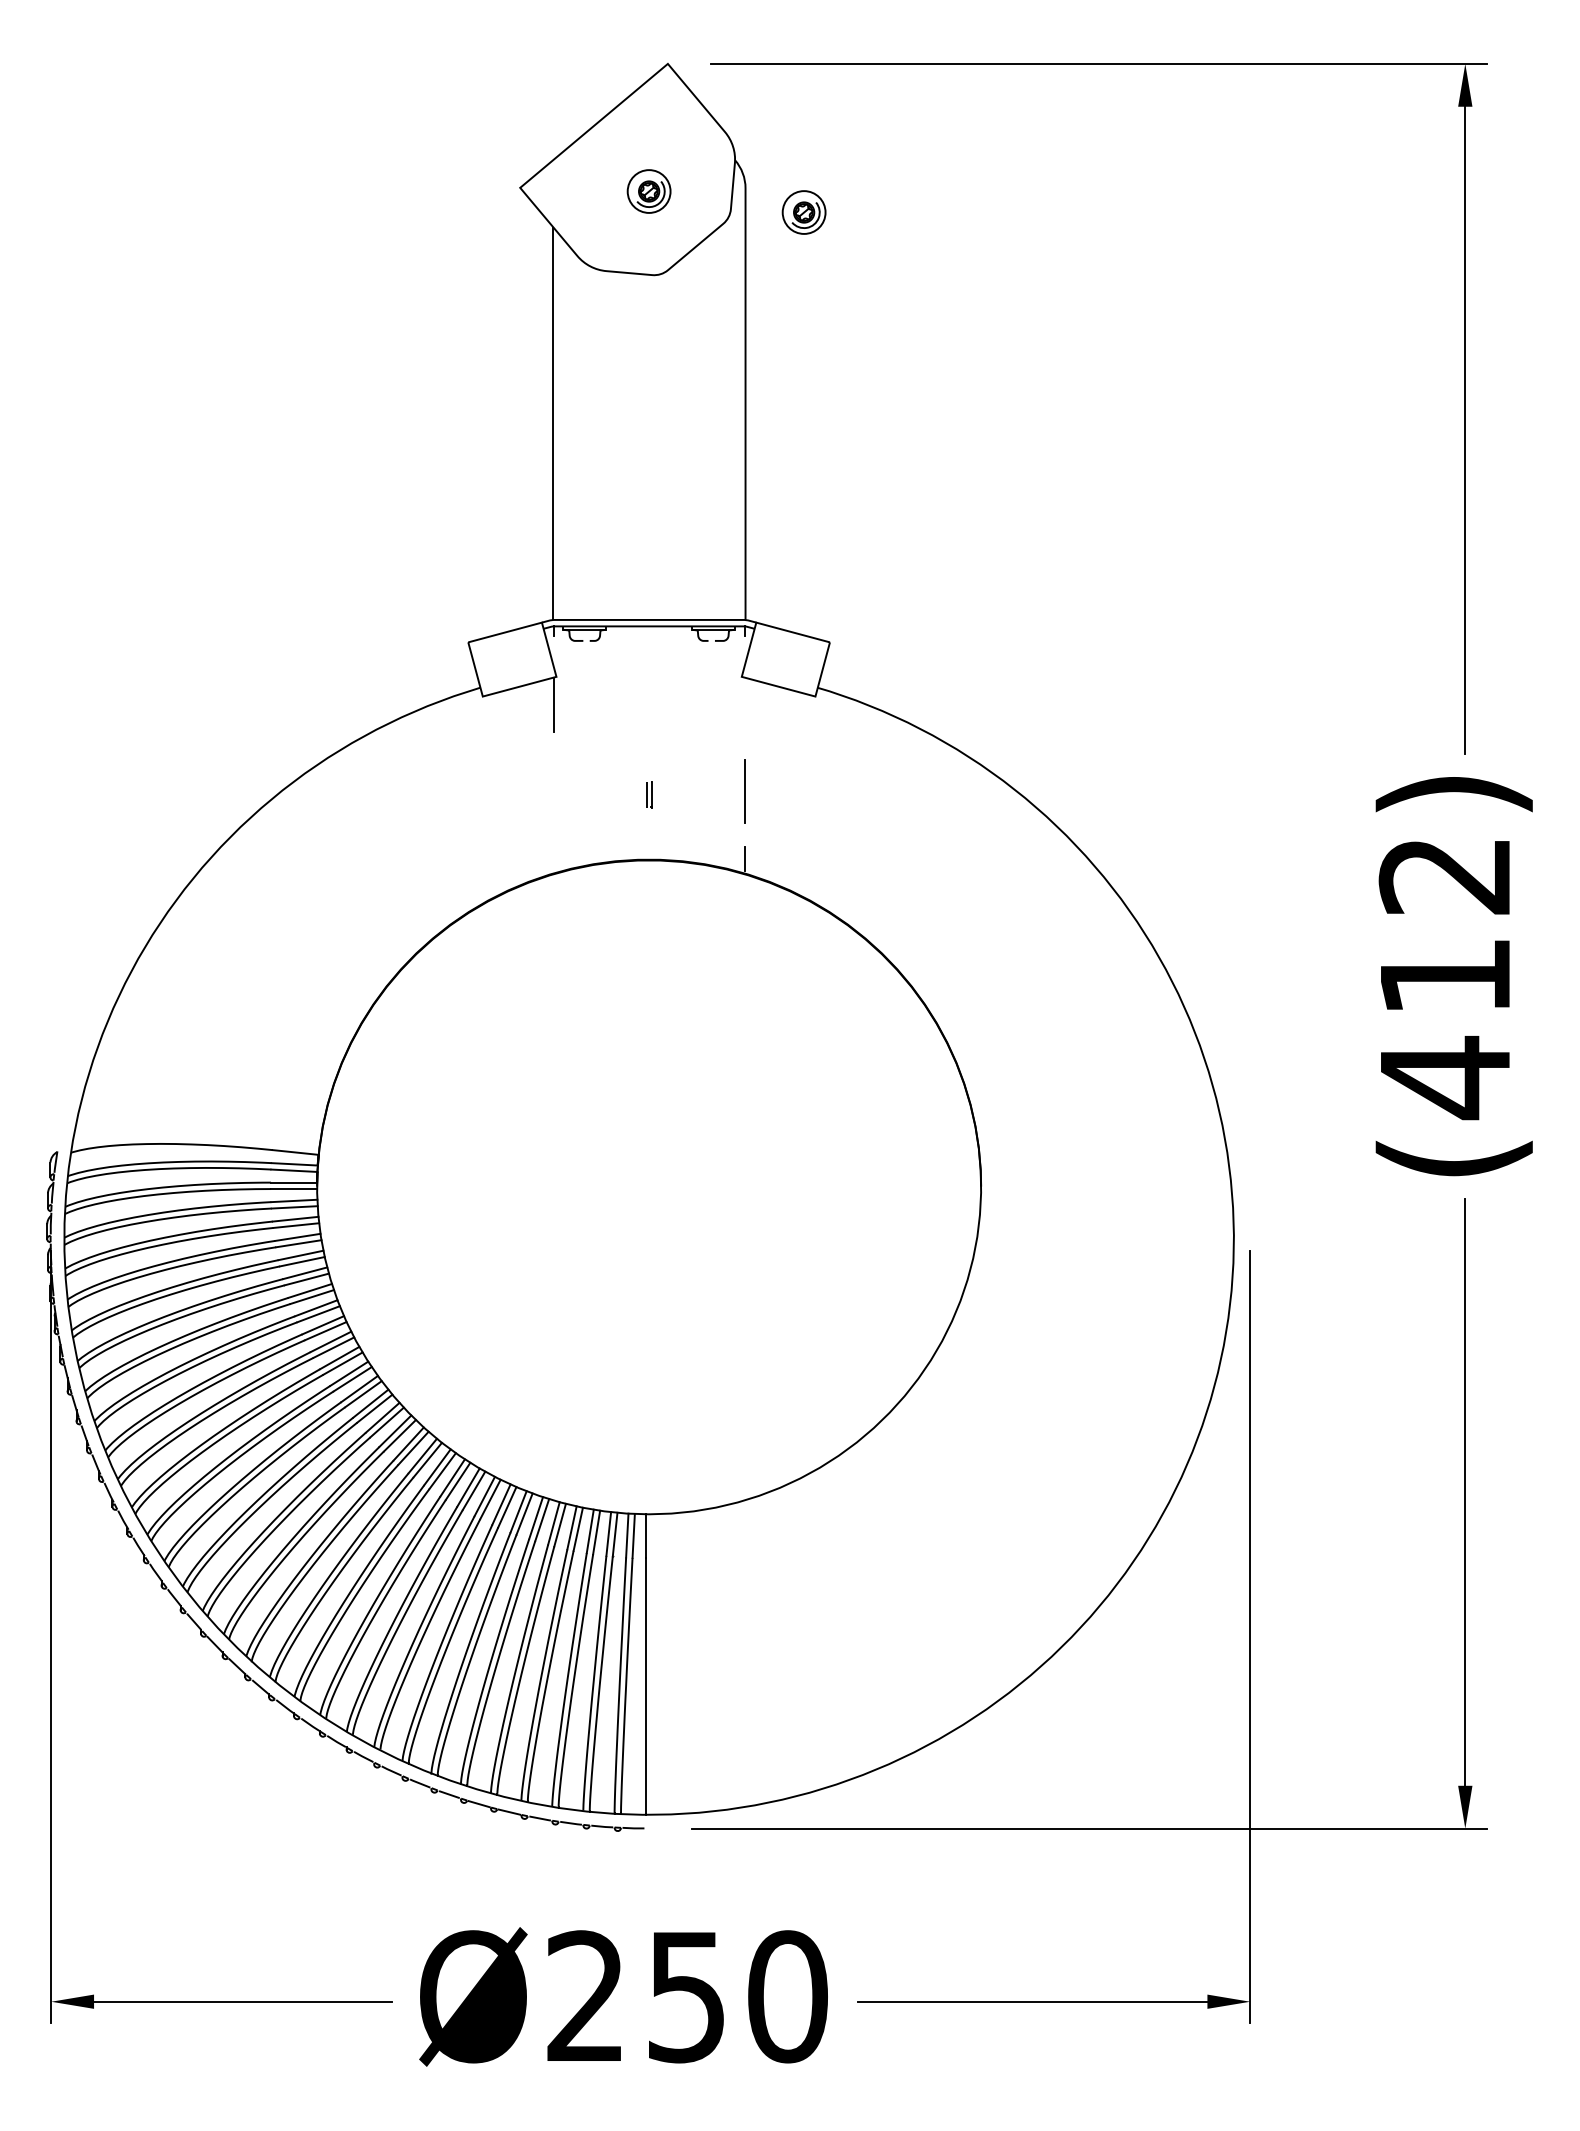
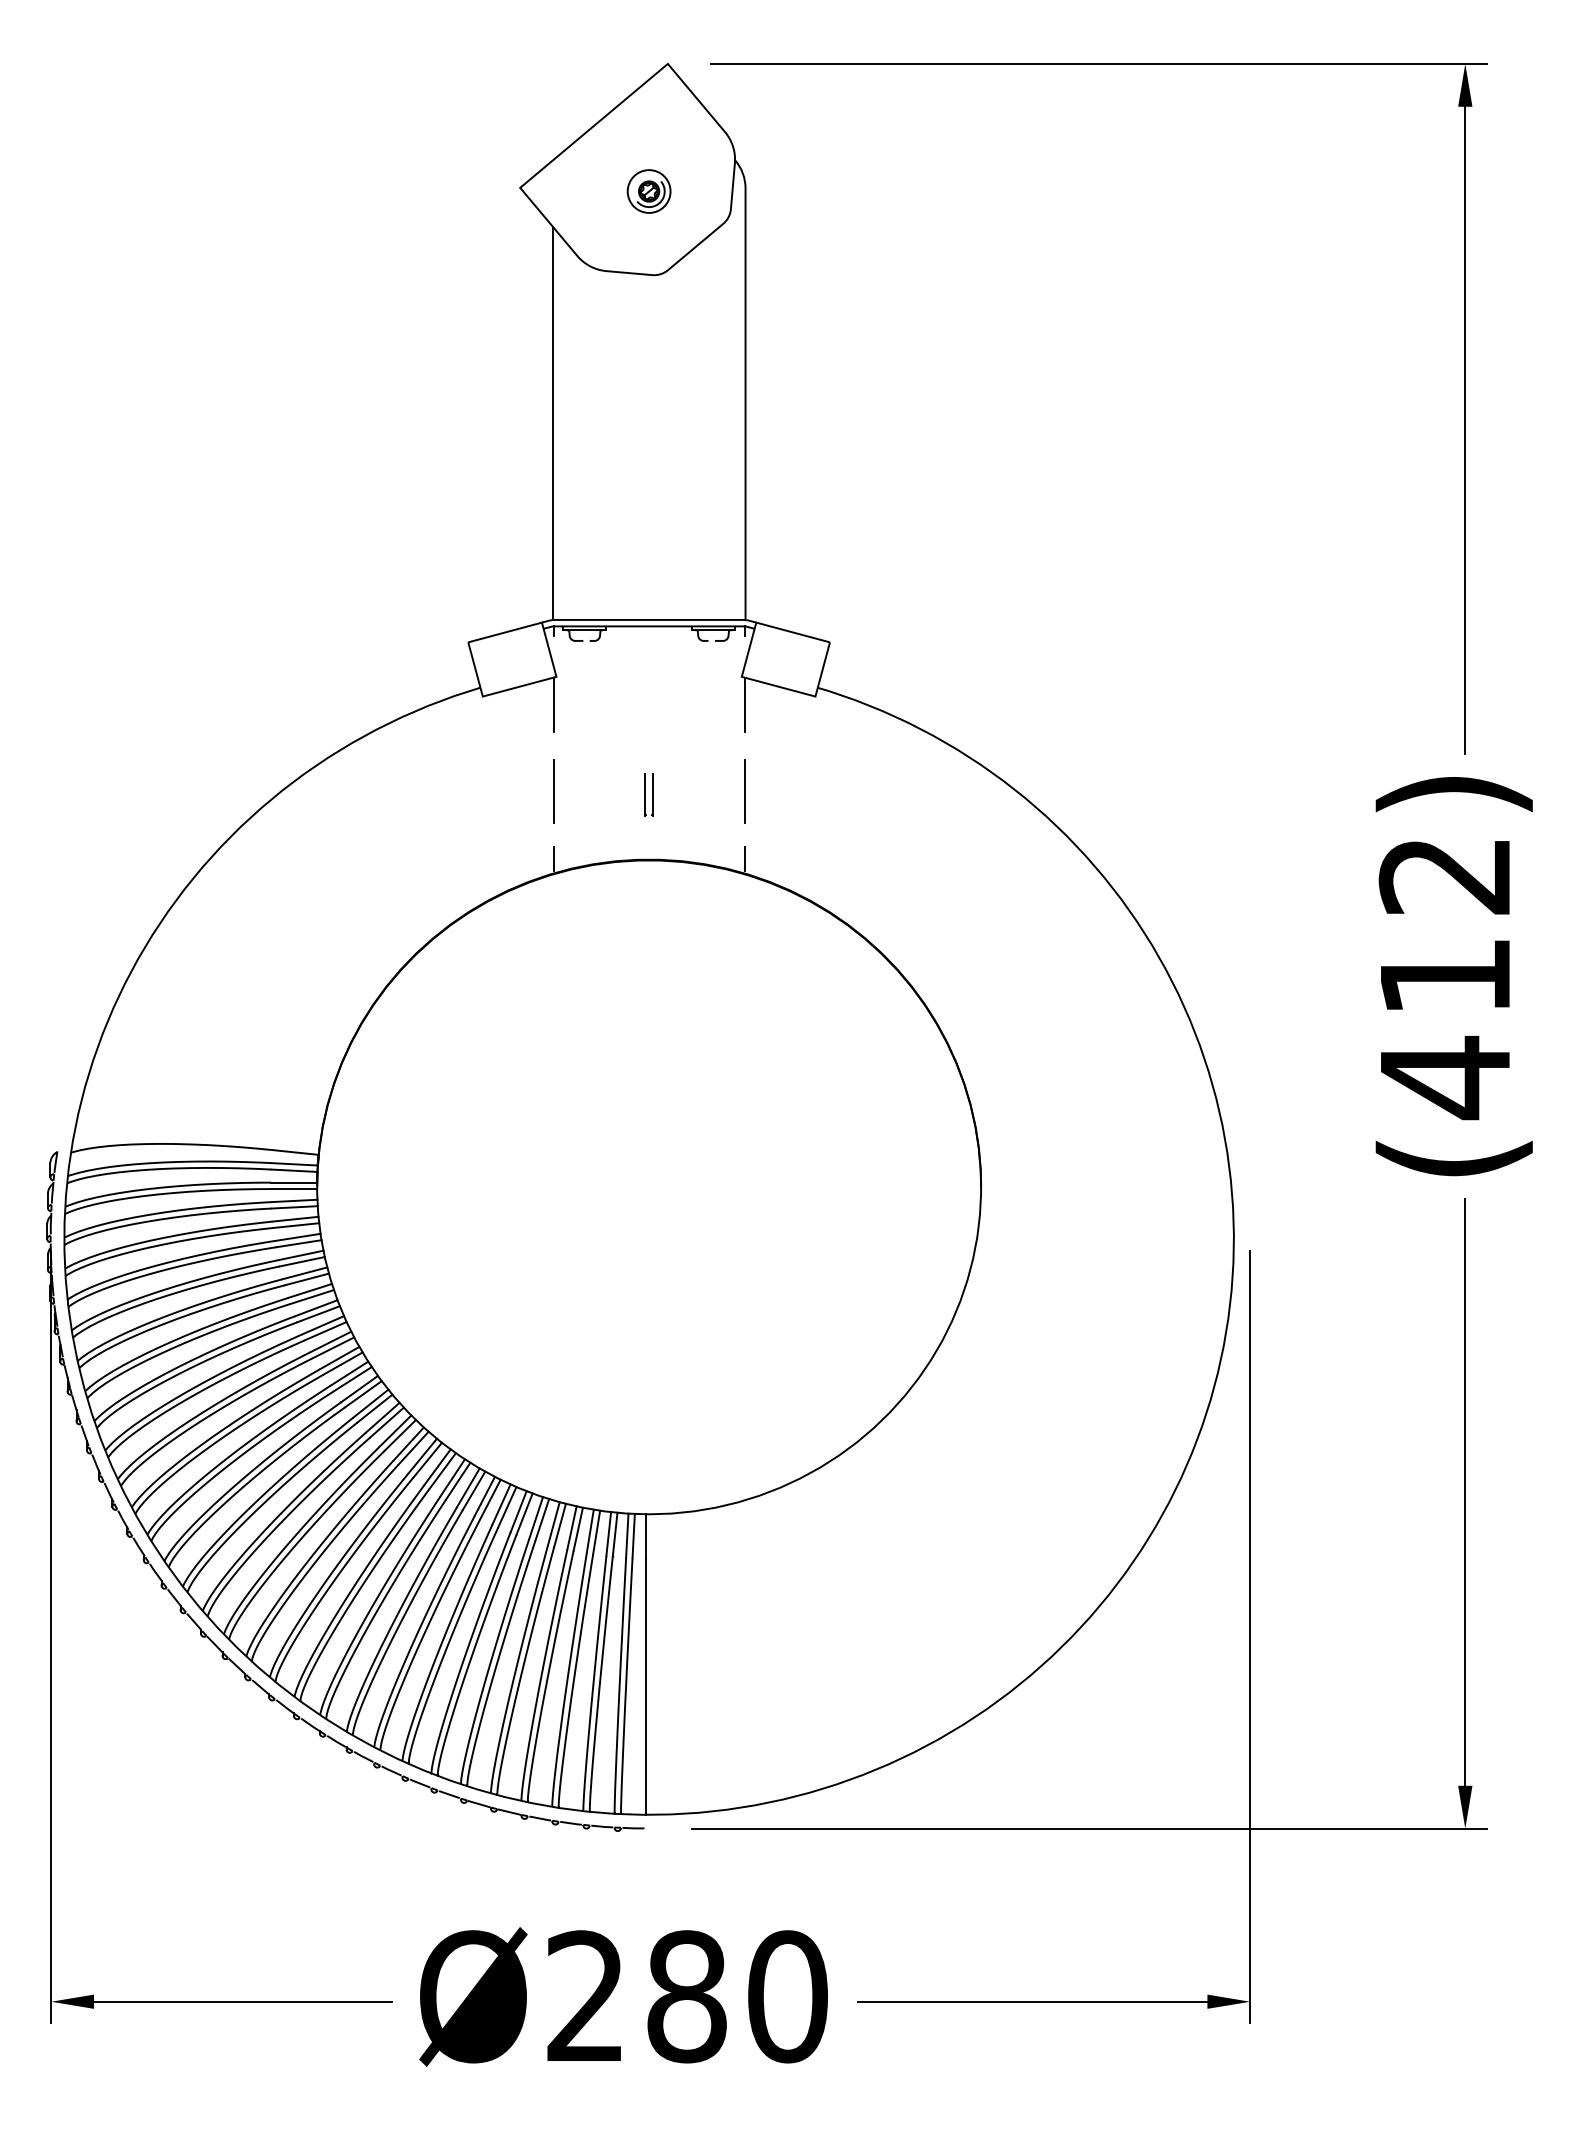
part: present -> none (803, 212)
line: none -> present (744, 704)
line: none -> present (553, 791)
part size: 7x28 px -> 10x44 px (648, 794)
line: none -> present (553, 859)
text: Ø250 -> Ø280 (686, 1996)
